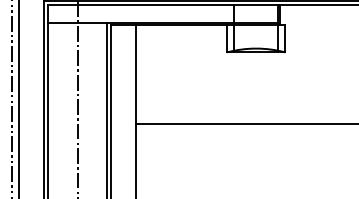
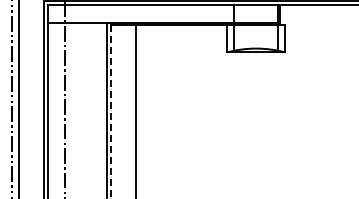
line position: (77, 98) -> (64, 98) (64, 98)
line: solid -> dashed (111, 111)
line: present -> none (245, 123)
